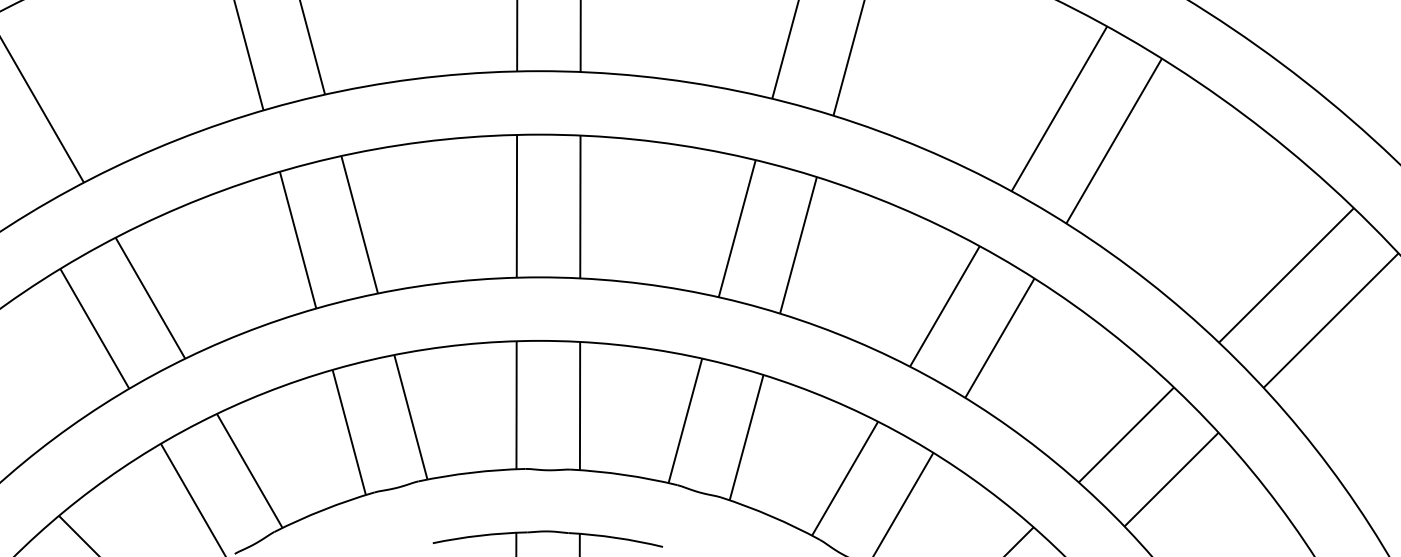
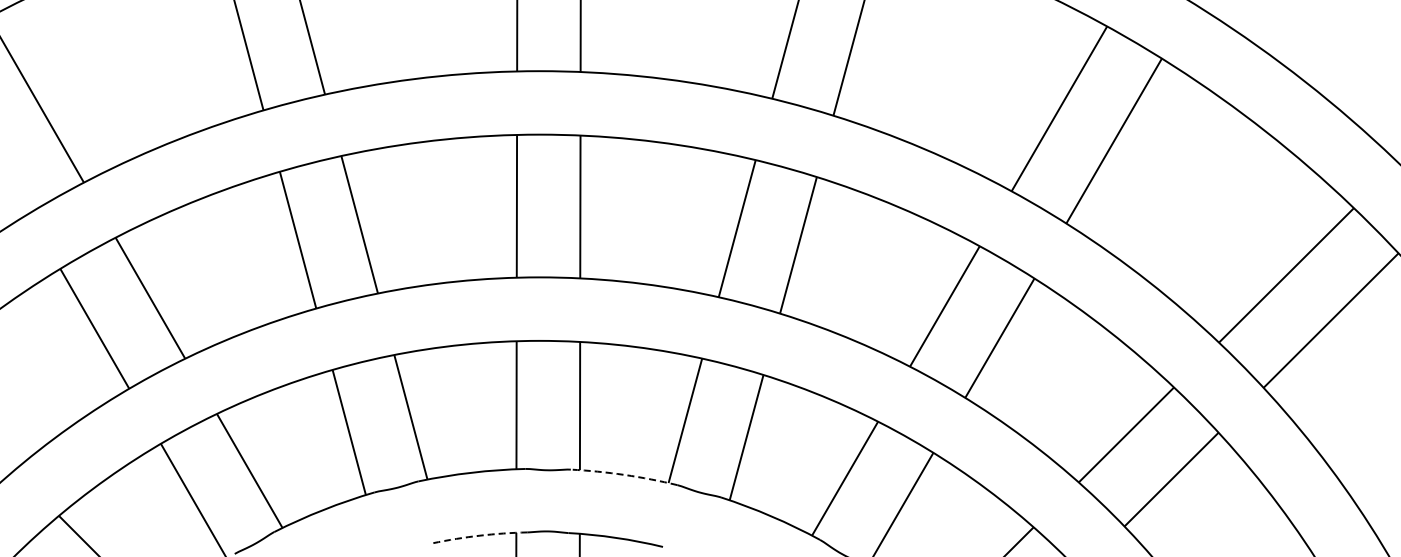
arc: solid -> dashed (624, 474)
arc: solid -> dashed (479, 535)
